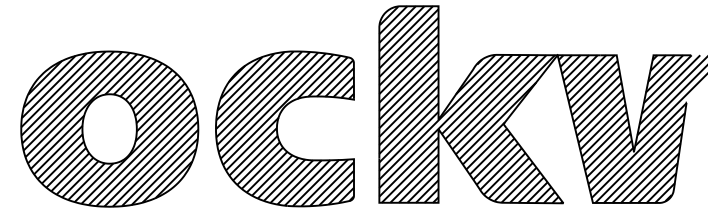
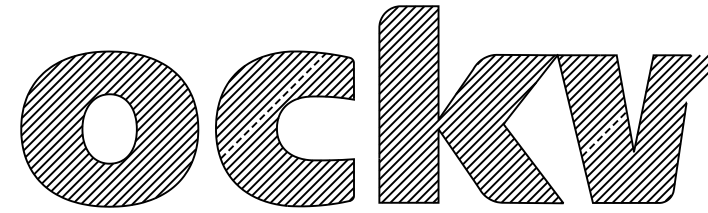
line: solid -> dashed (273, 105)
line: solid -> dashed (604, 134)
